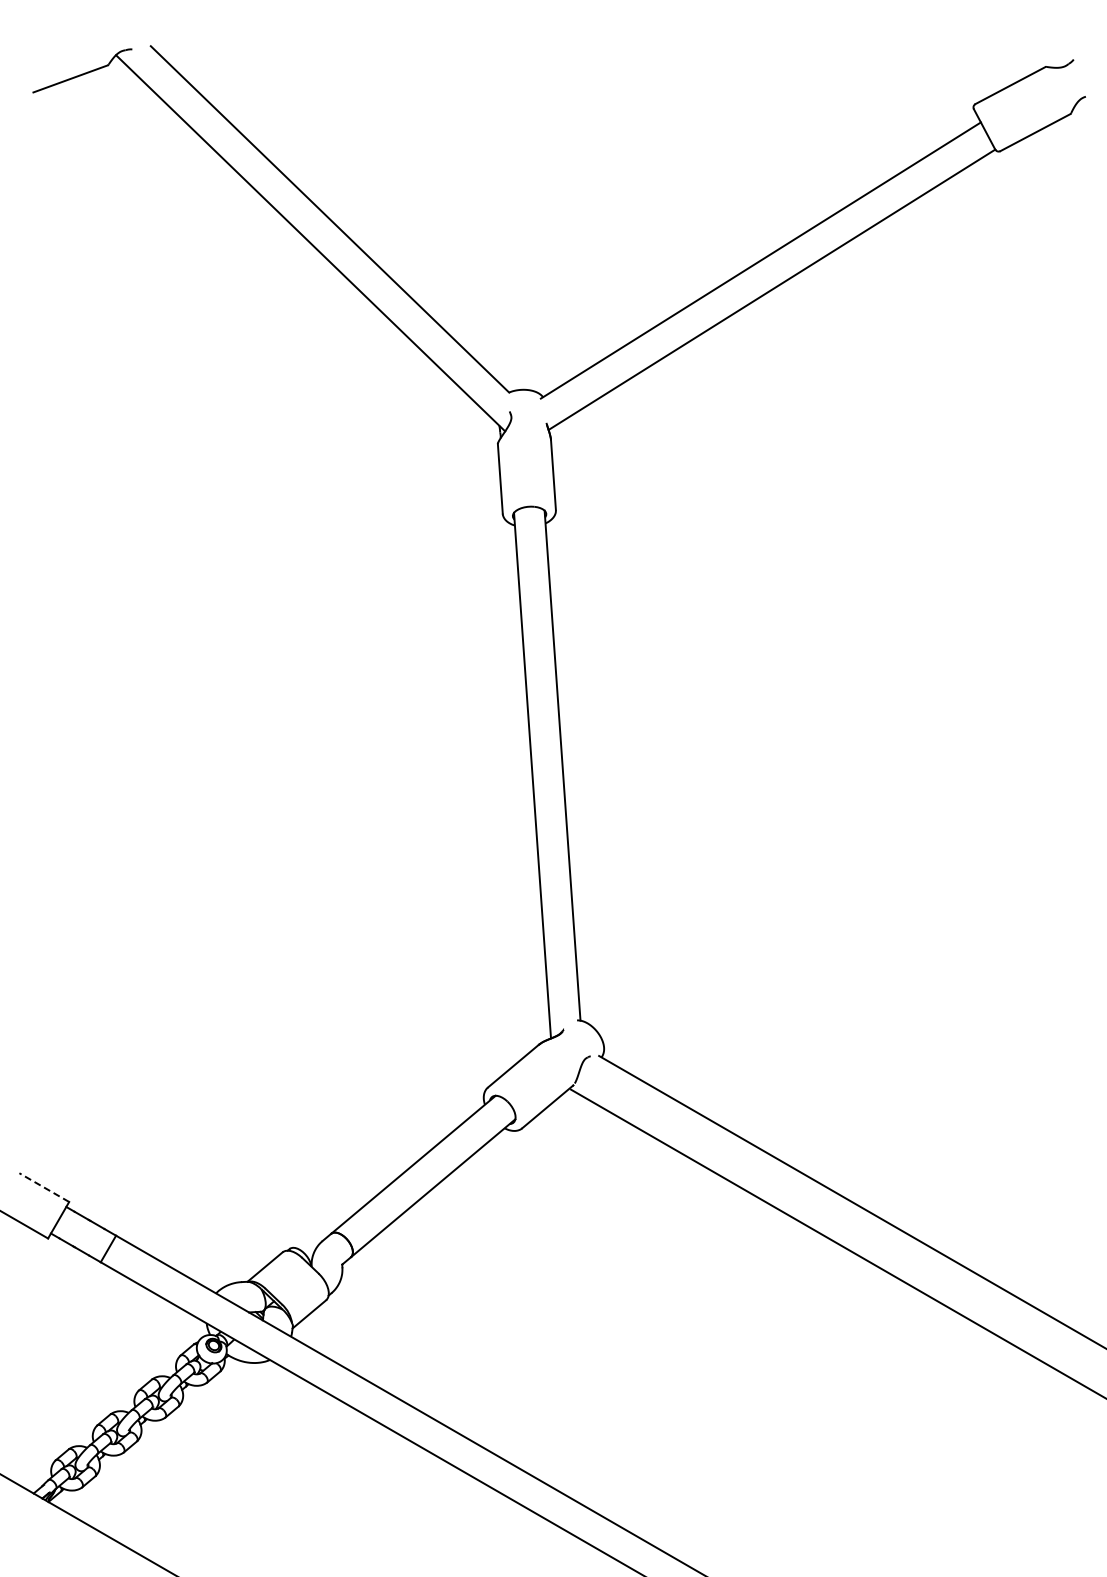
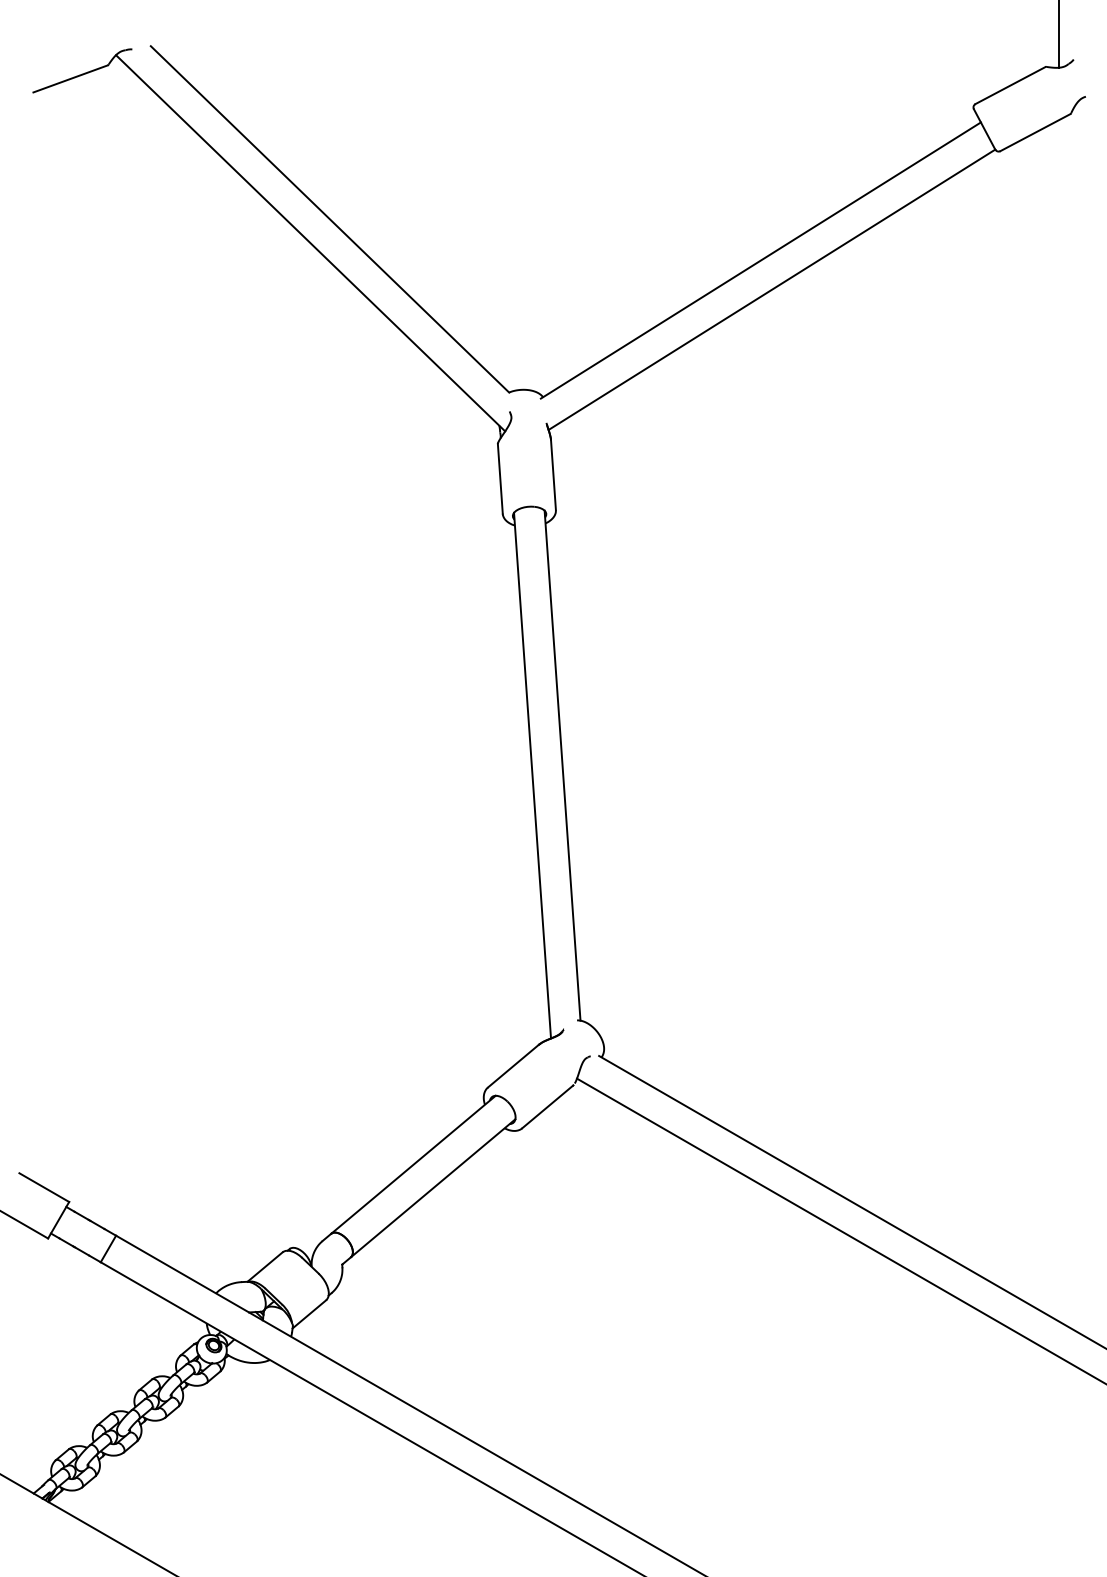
line: none -> present (1059, 34)
line: dashed -> solid (44, 1187)
line position: (837, 1243) -> (840, 1230) (840, 1230)
